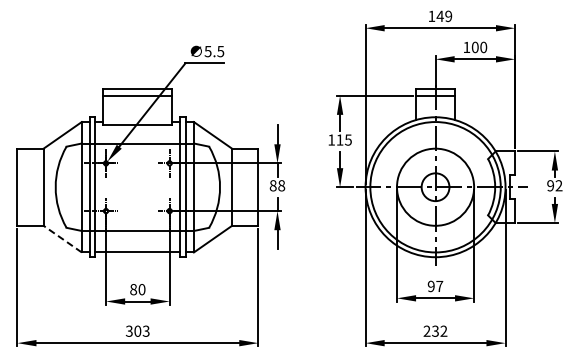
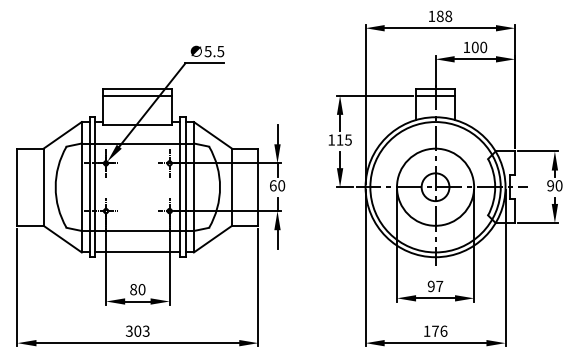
text: 149 -> 188 (444, 16)
text: 88 -> 60 (277, 185)
text: 92 -> 90 (558, 185)
line: dashed -> solid (62, 238)
text: 232 -> 176 (435, 330)
